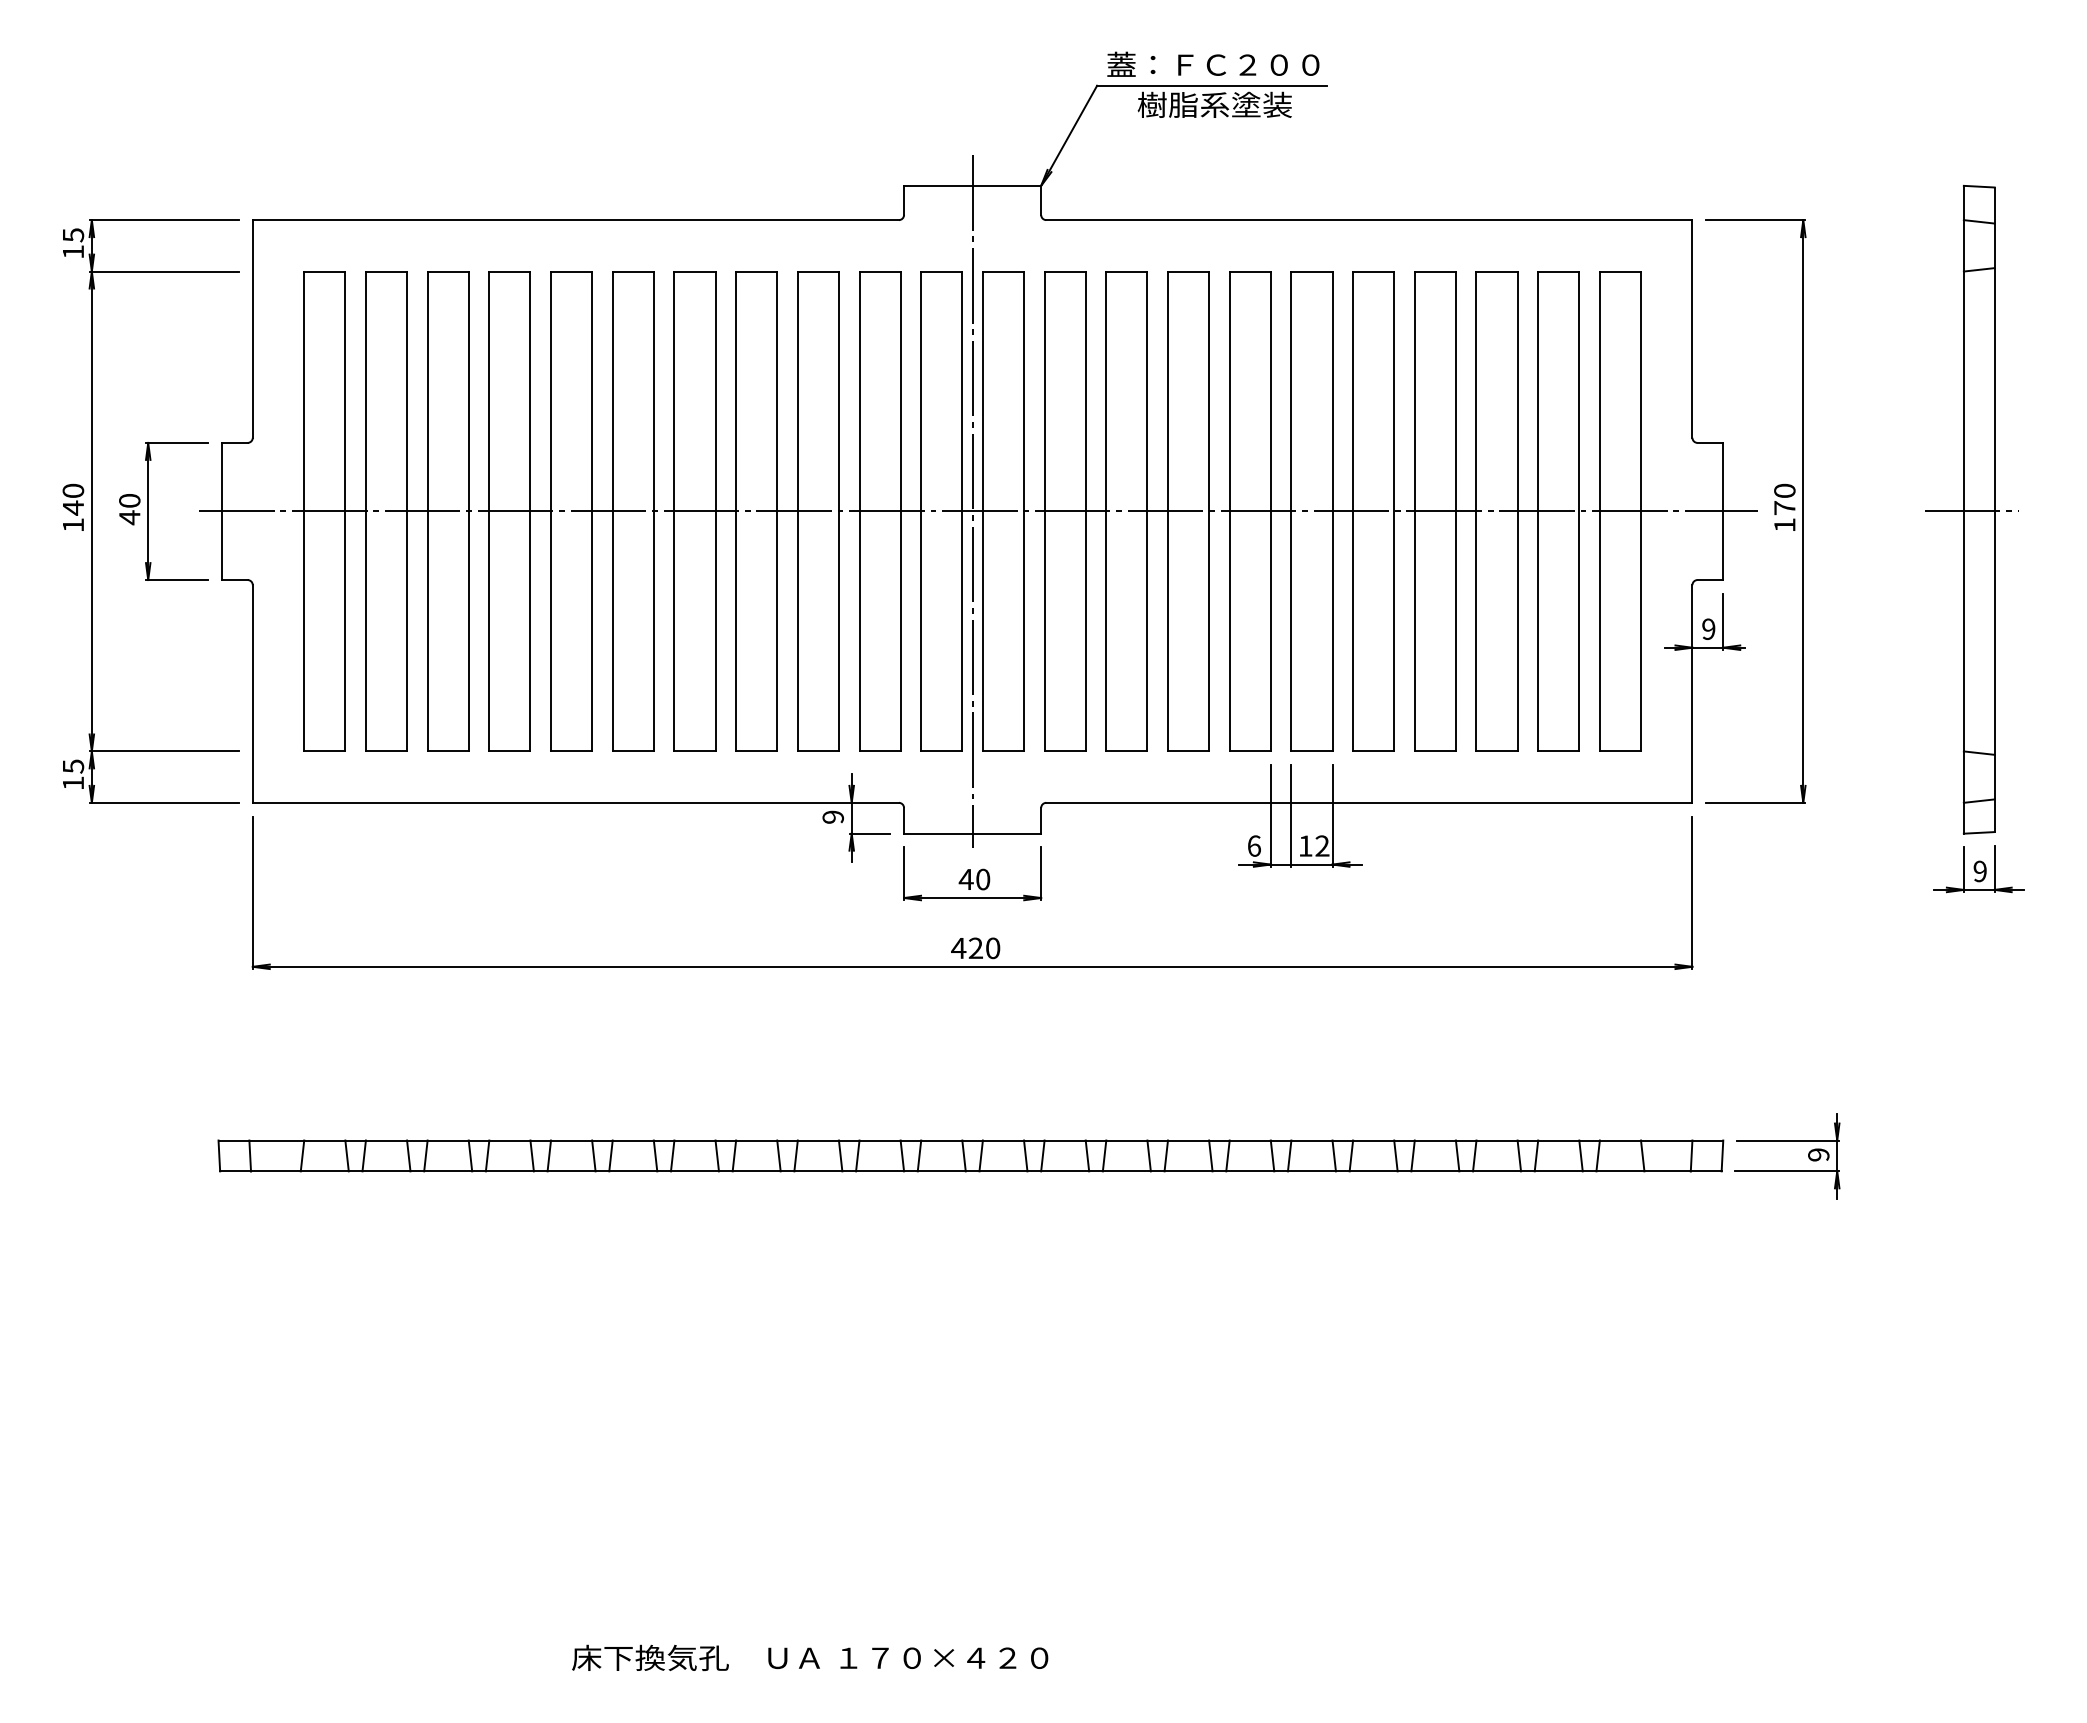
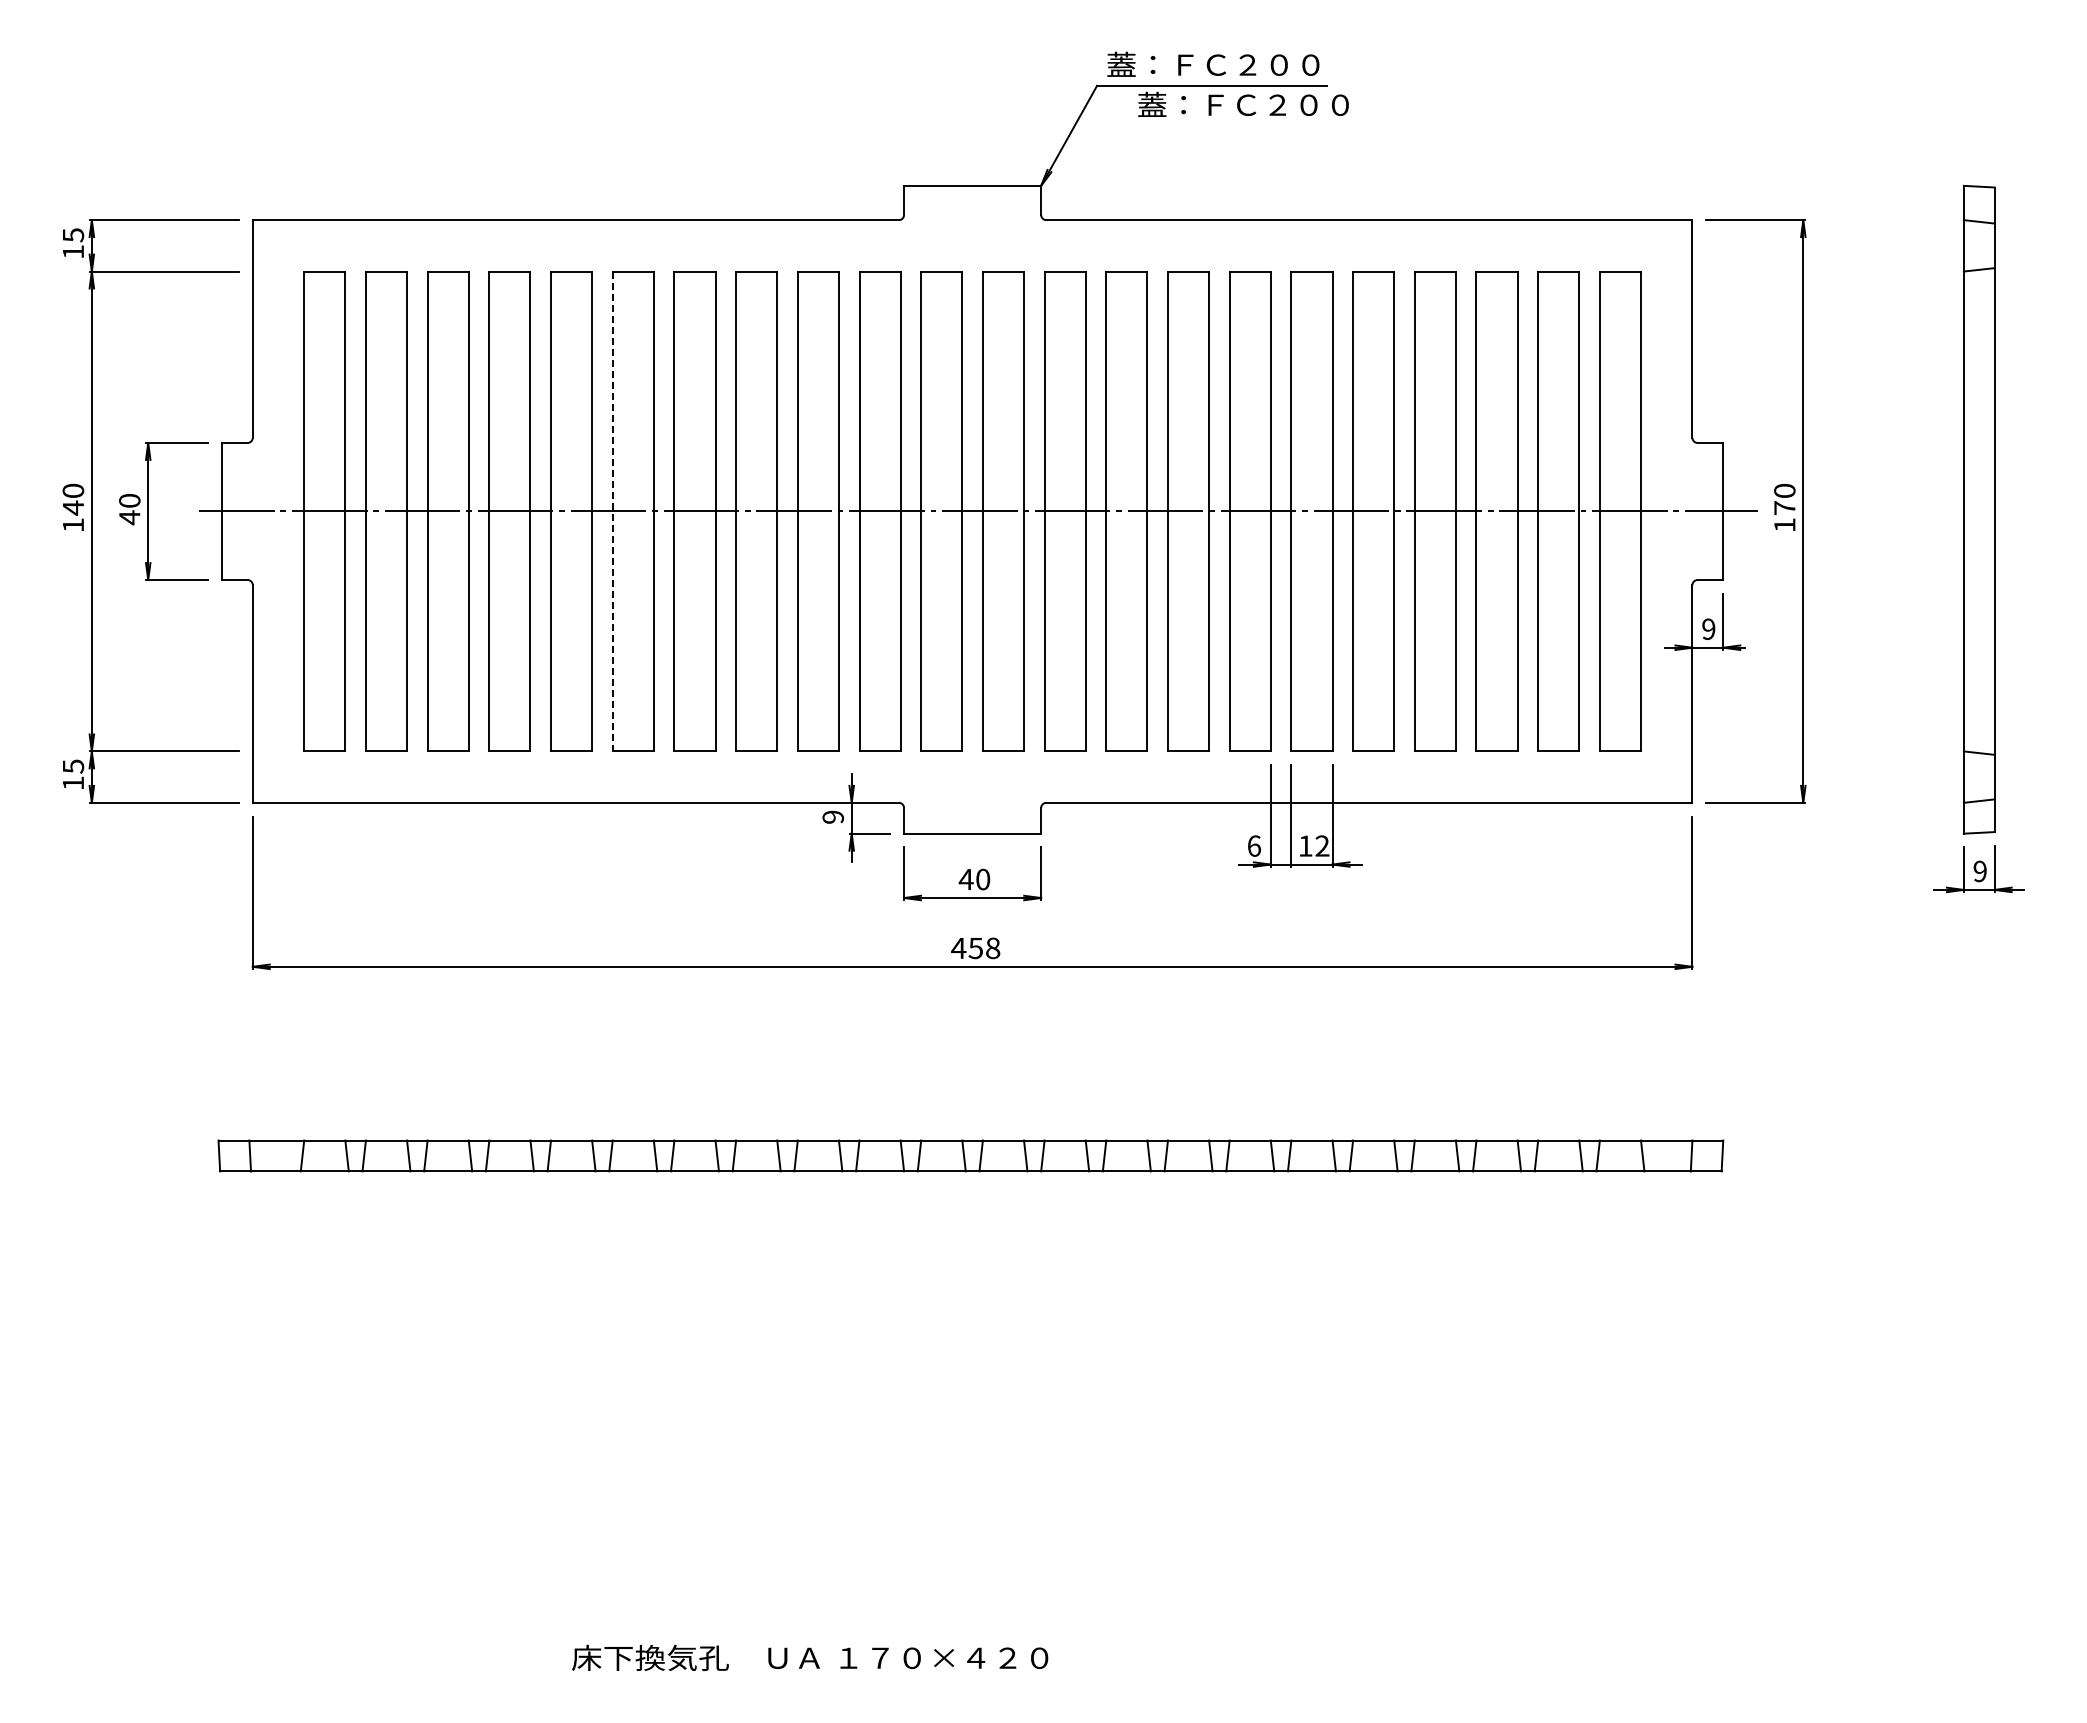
text: 樹脂系塗装 -> 蓋：ＦＣ２００ (1242, 104)
line: present -> none (972, 501)
line: solid -> dashed (612, 511)
line: present -> none (1971, 511)
text: 420 -> 458 (984, 948)
part: present -> none (1787, 1170)
